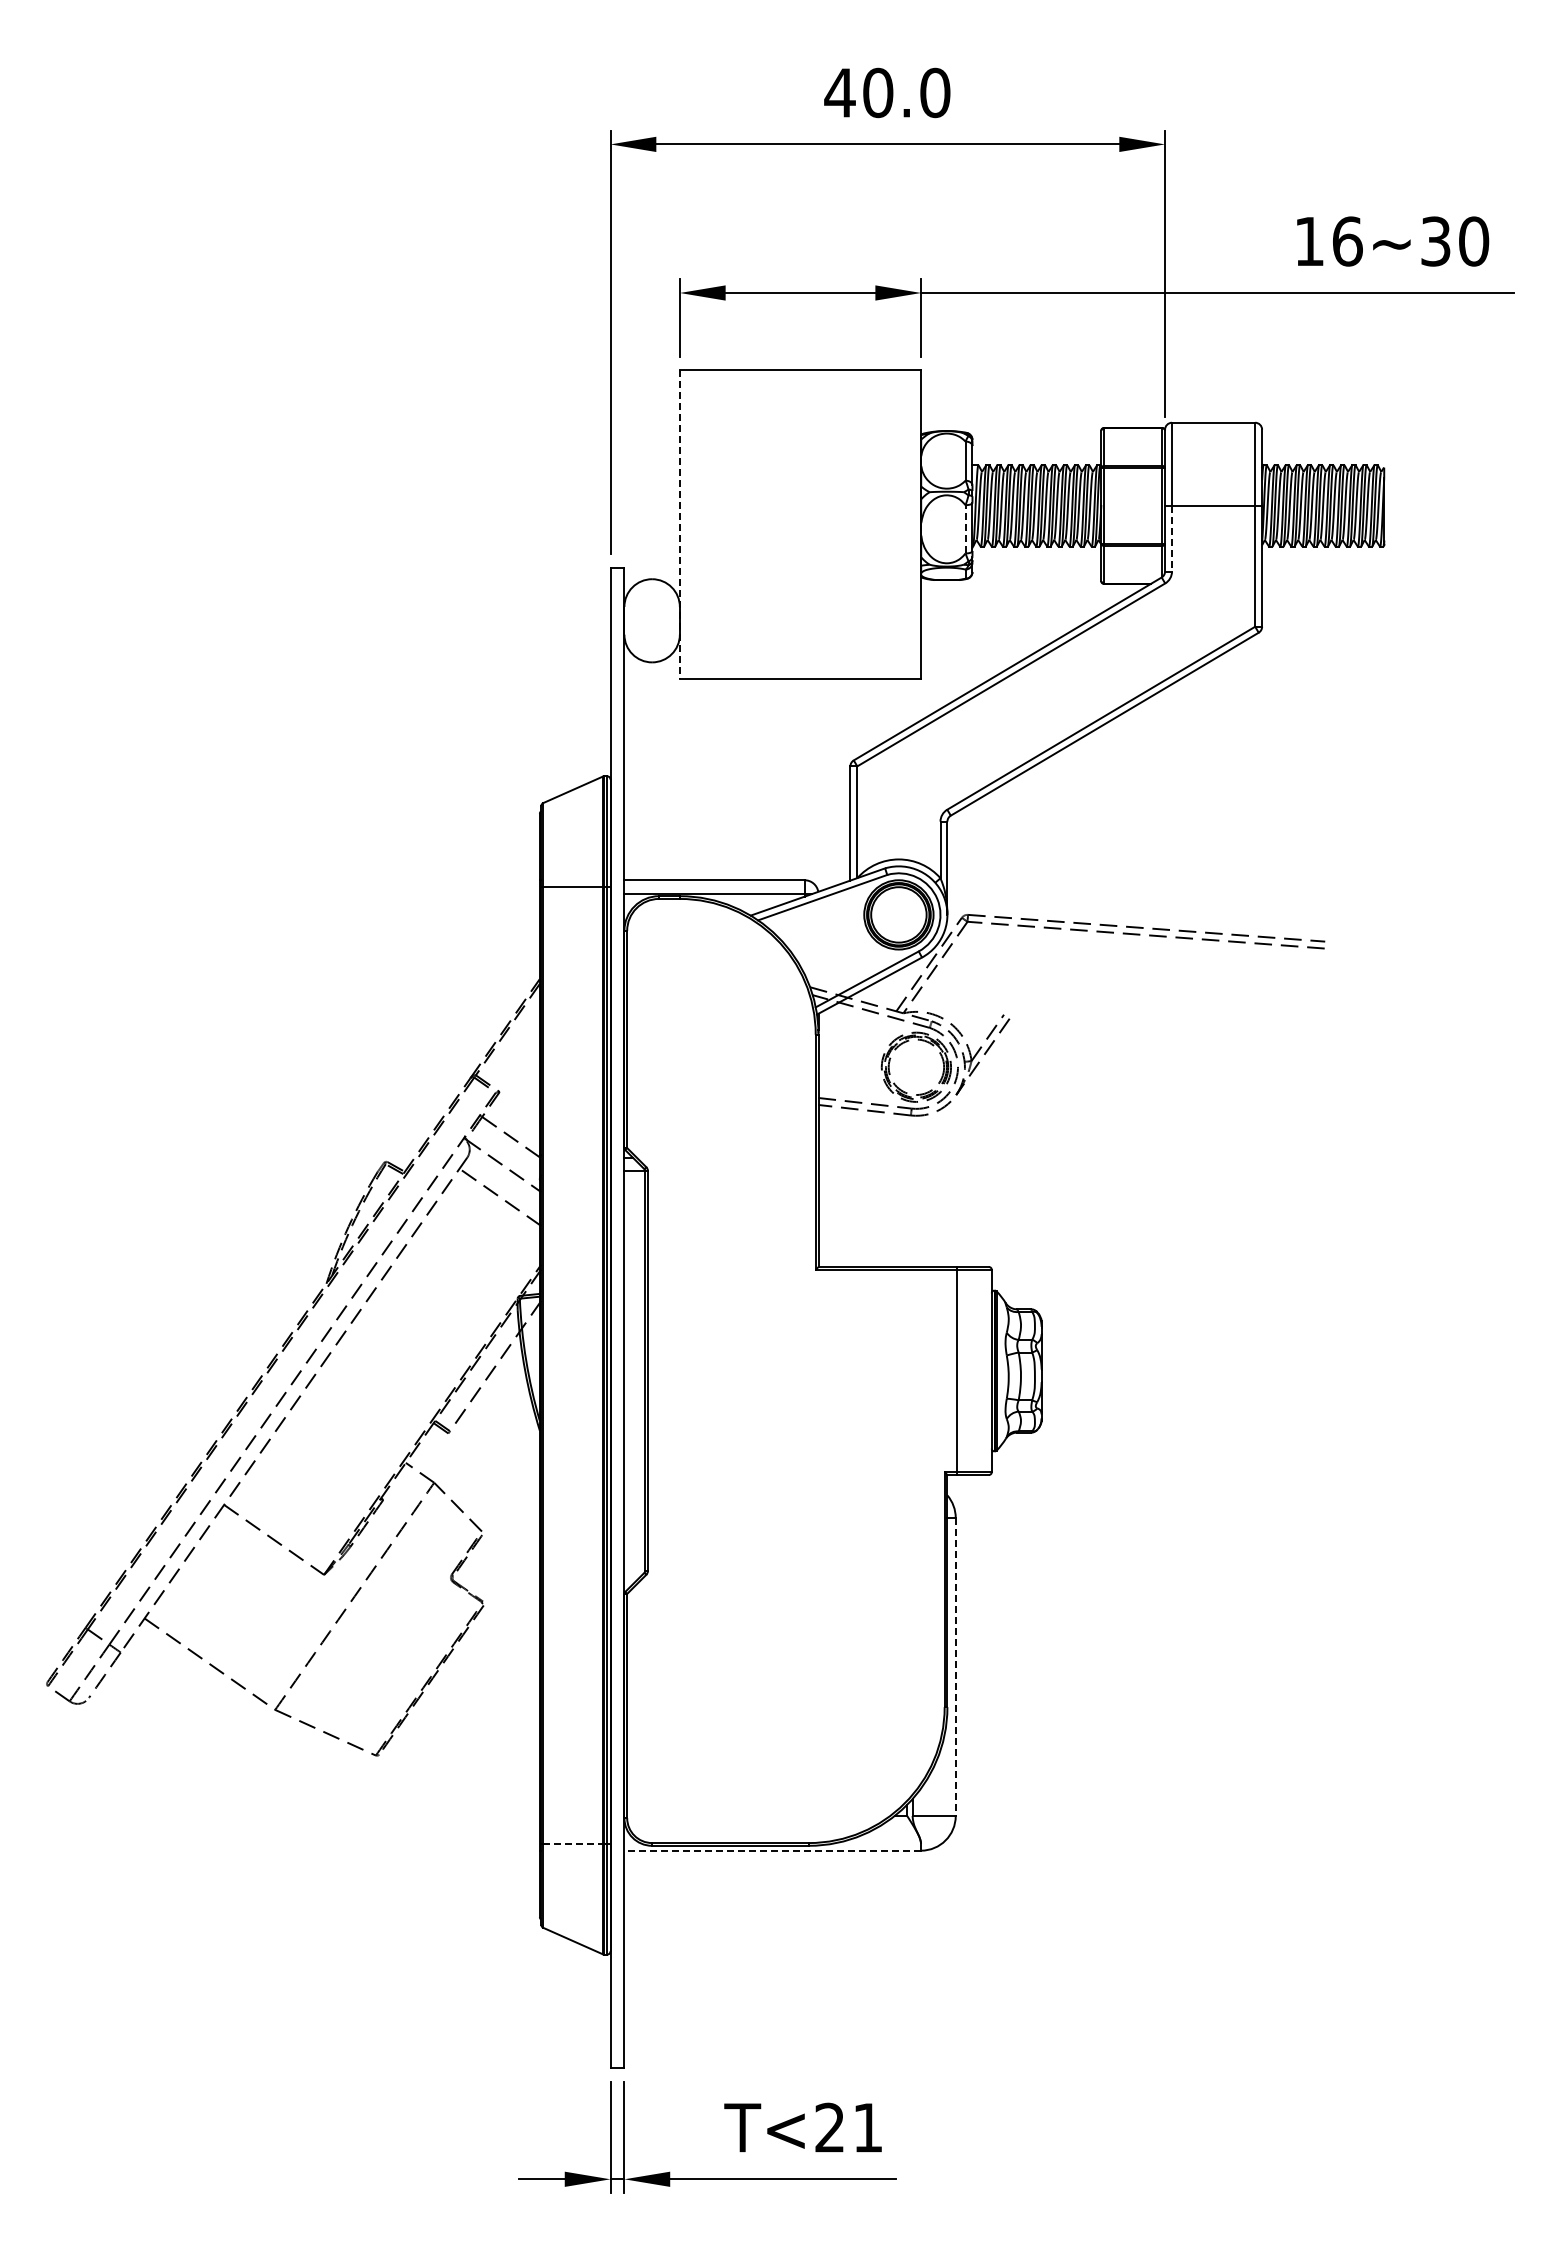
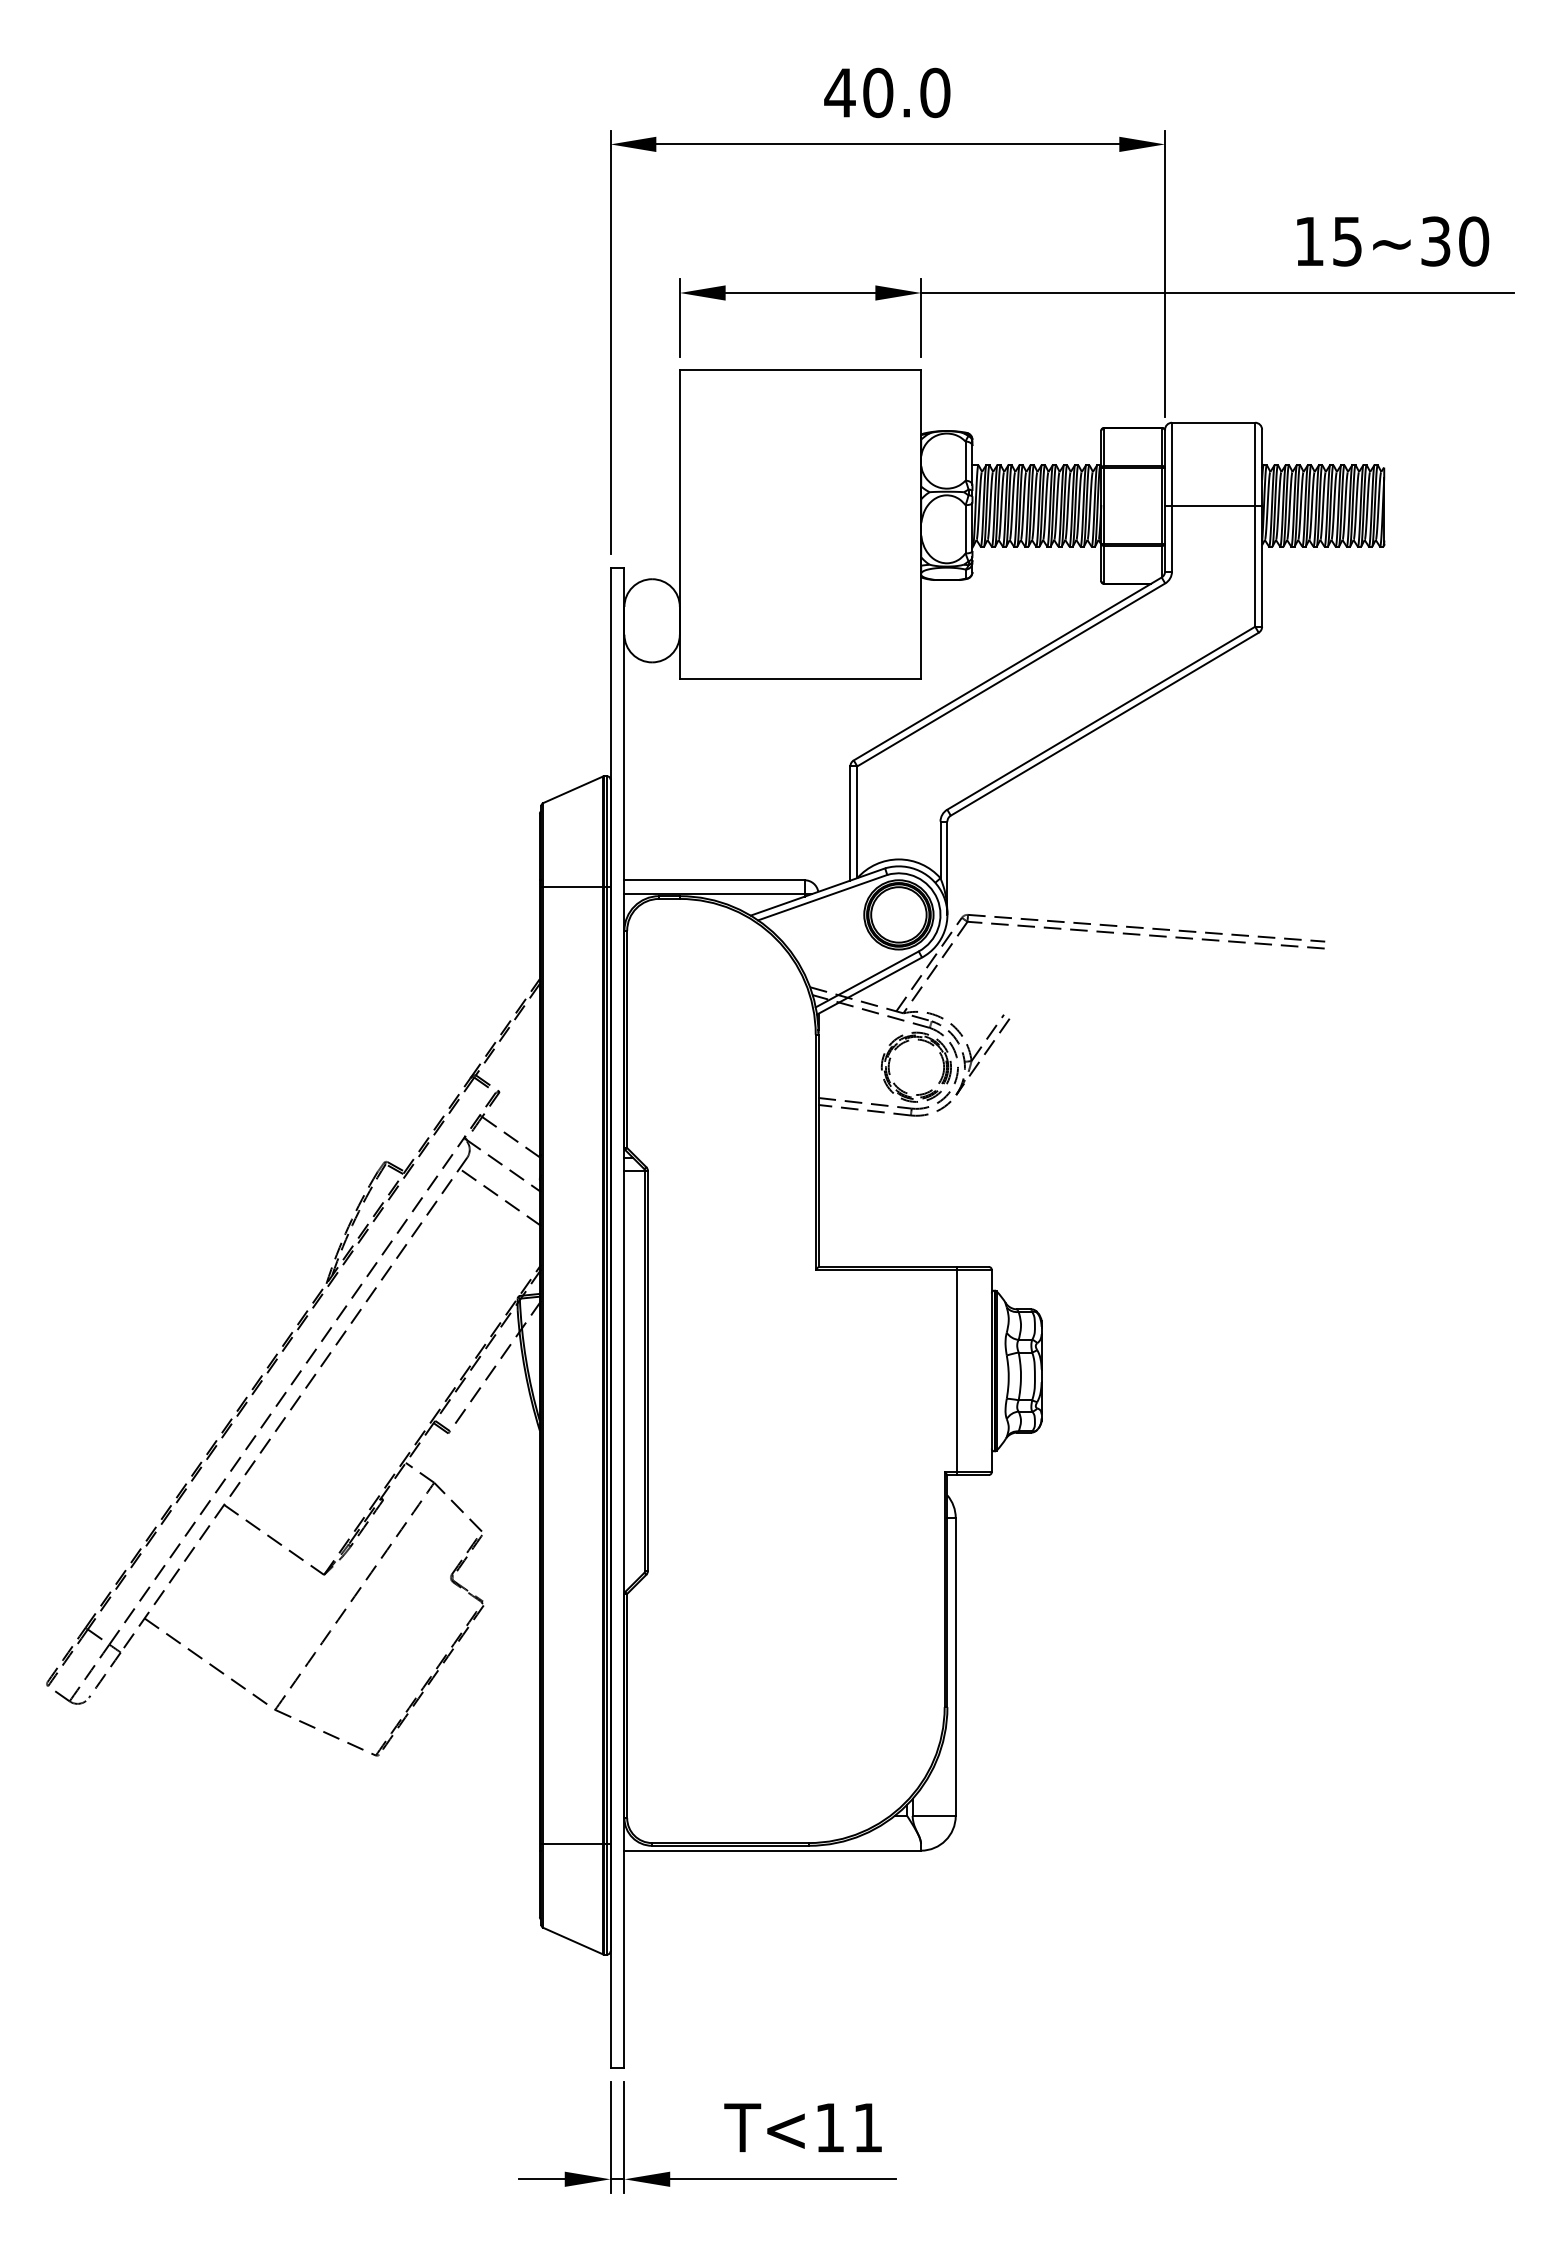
text: 16~30 -> 15~30 (1347, 241)
line: dashed -> solid (679, 525)
line: dashed -> solid (965, 528)
line: dashed -> solid (1172, 538)
line: dashed -> solid (955, 1667)
line: dashed -> solid (573, 1843)
line: dashed -> solid (772, 1850)
text: T<21 -> T<11 (829, 2127)
